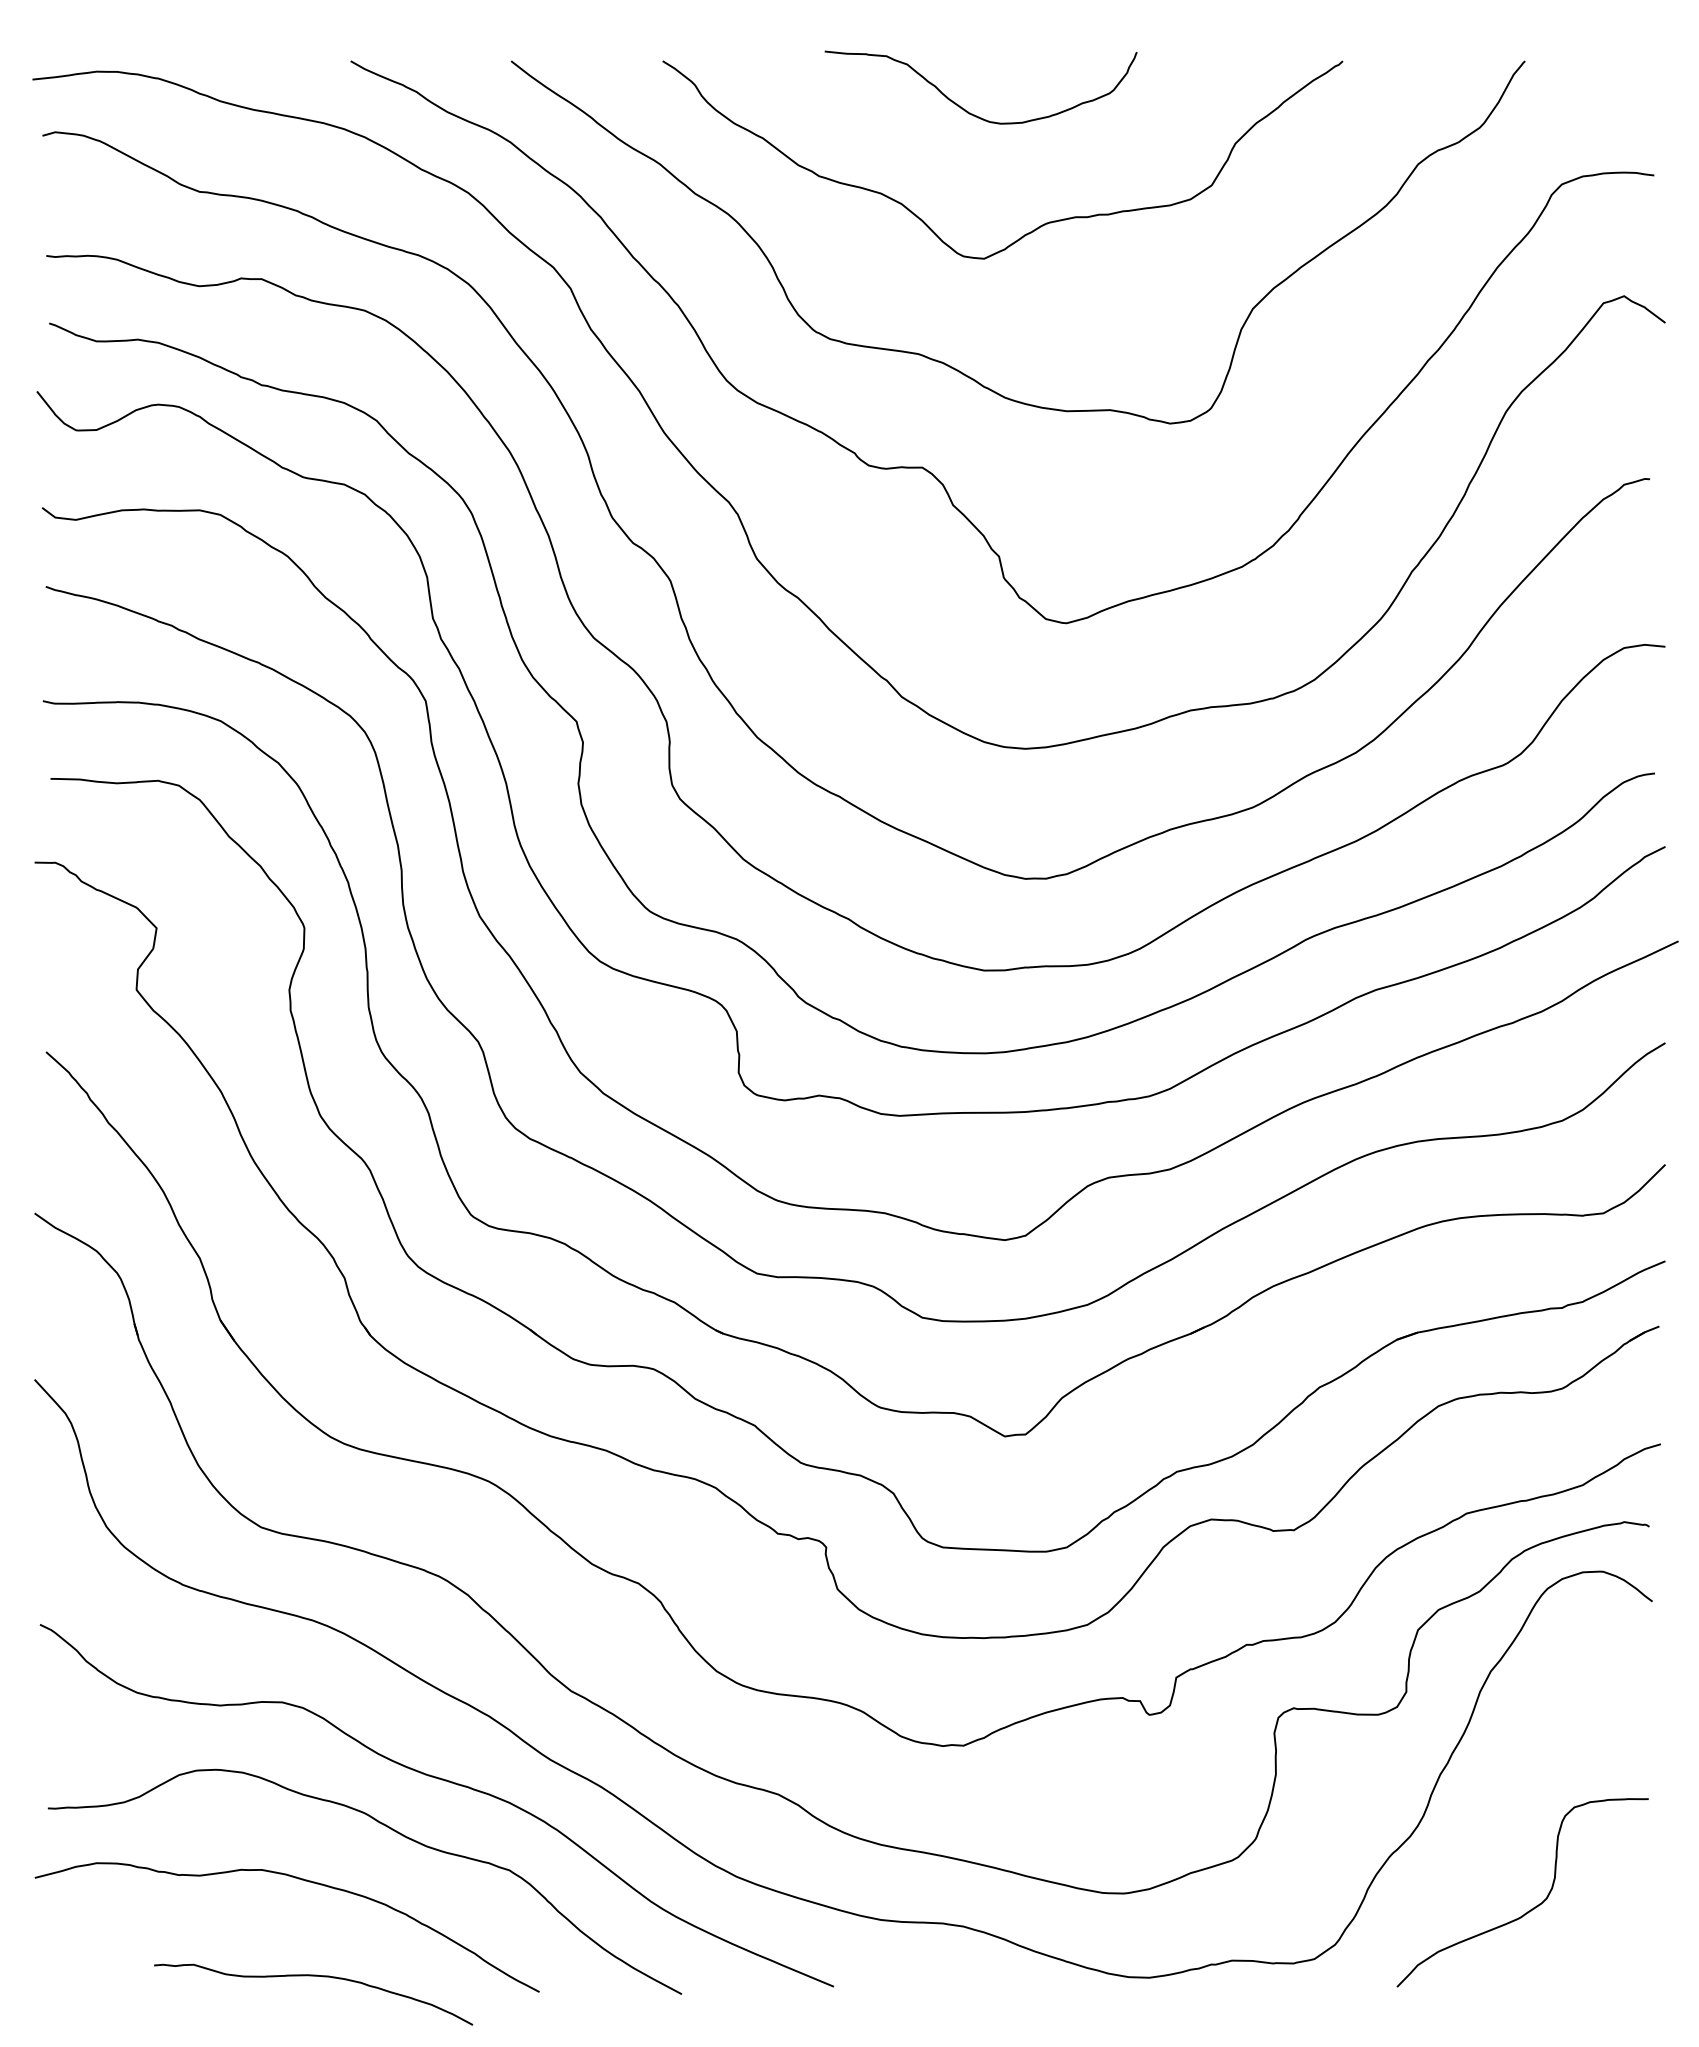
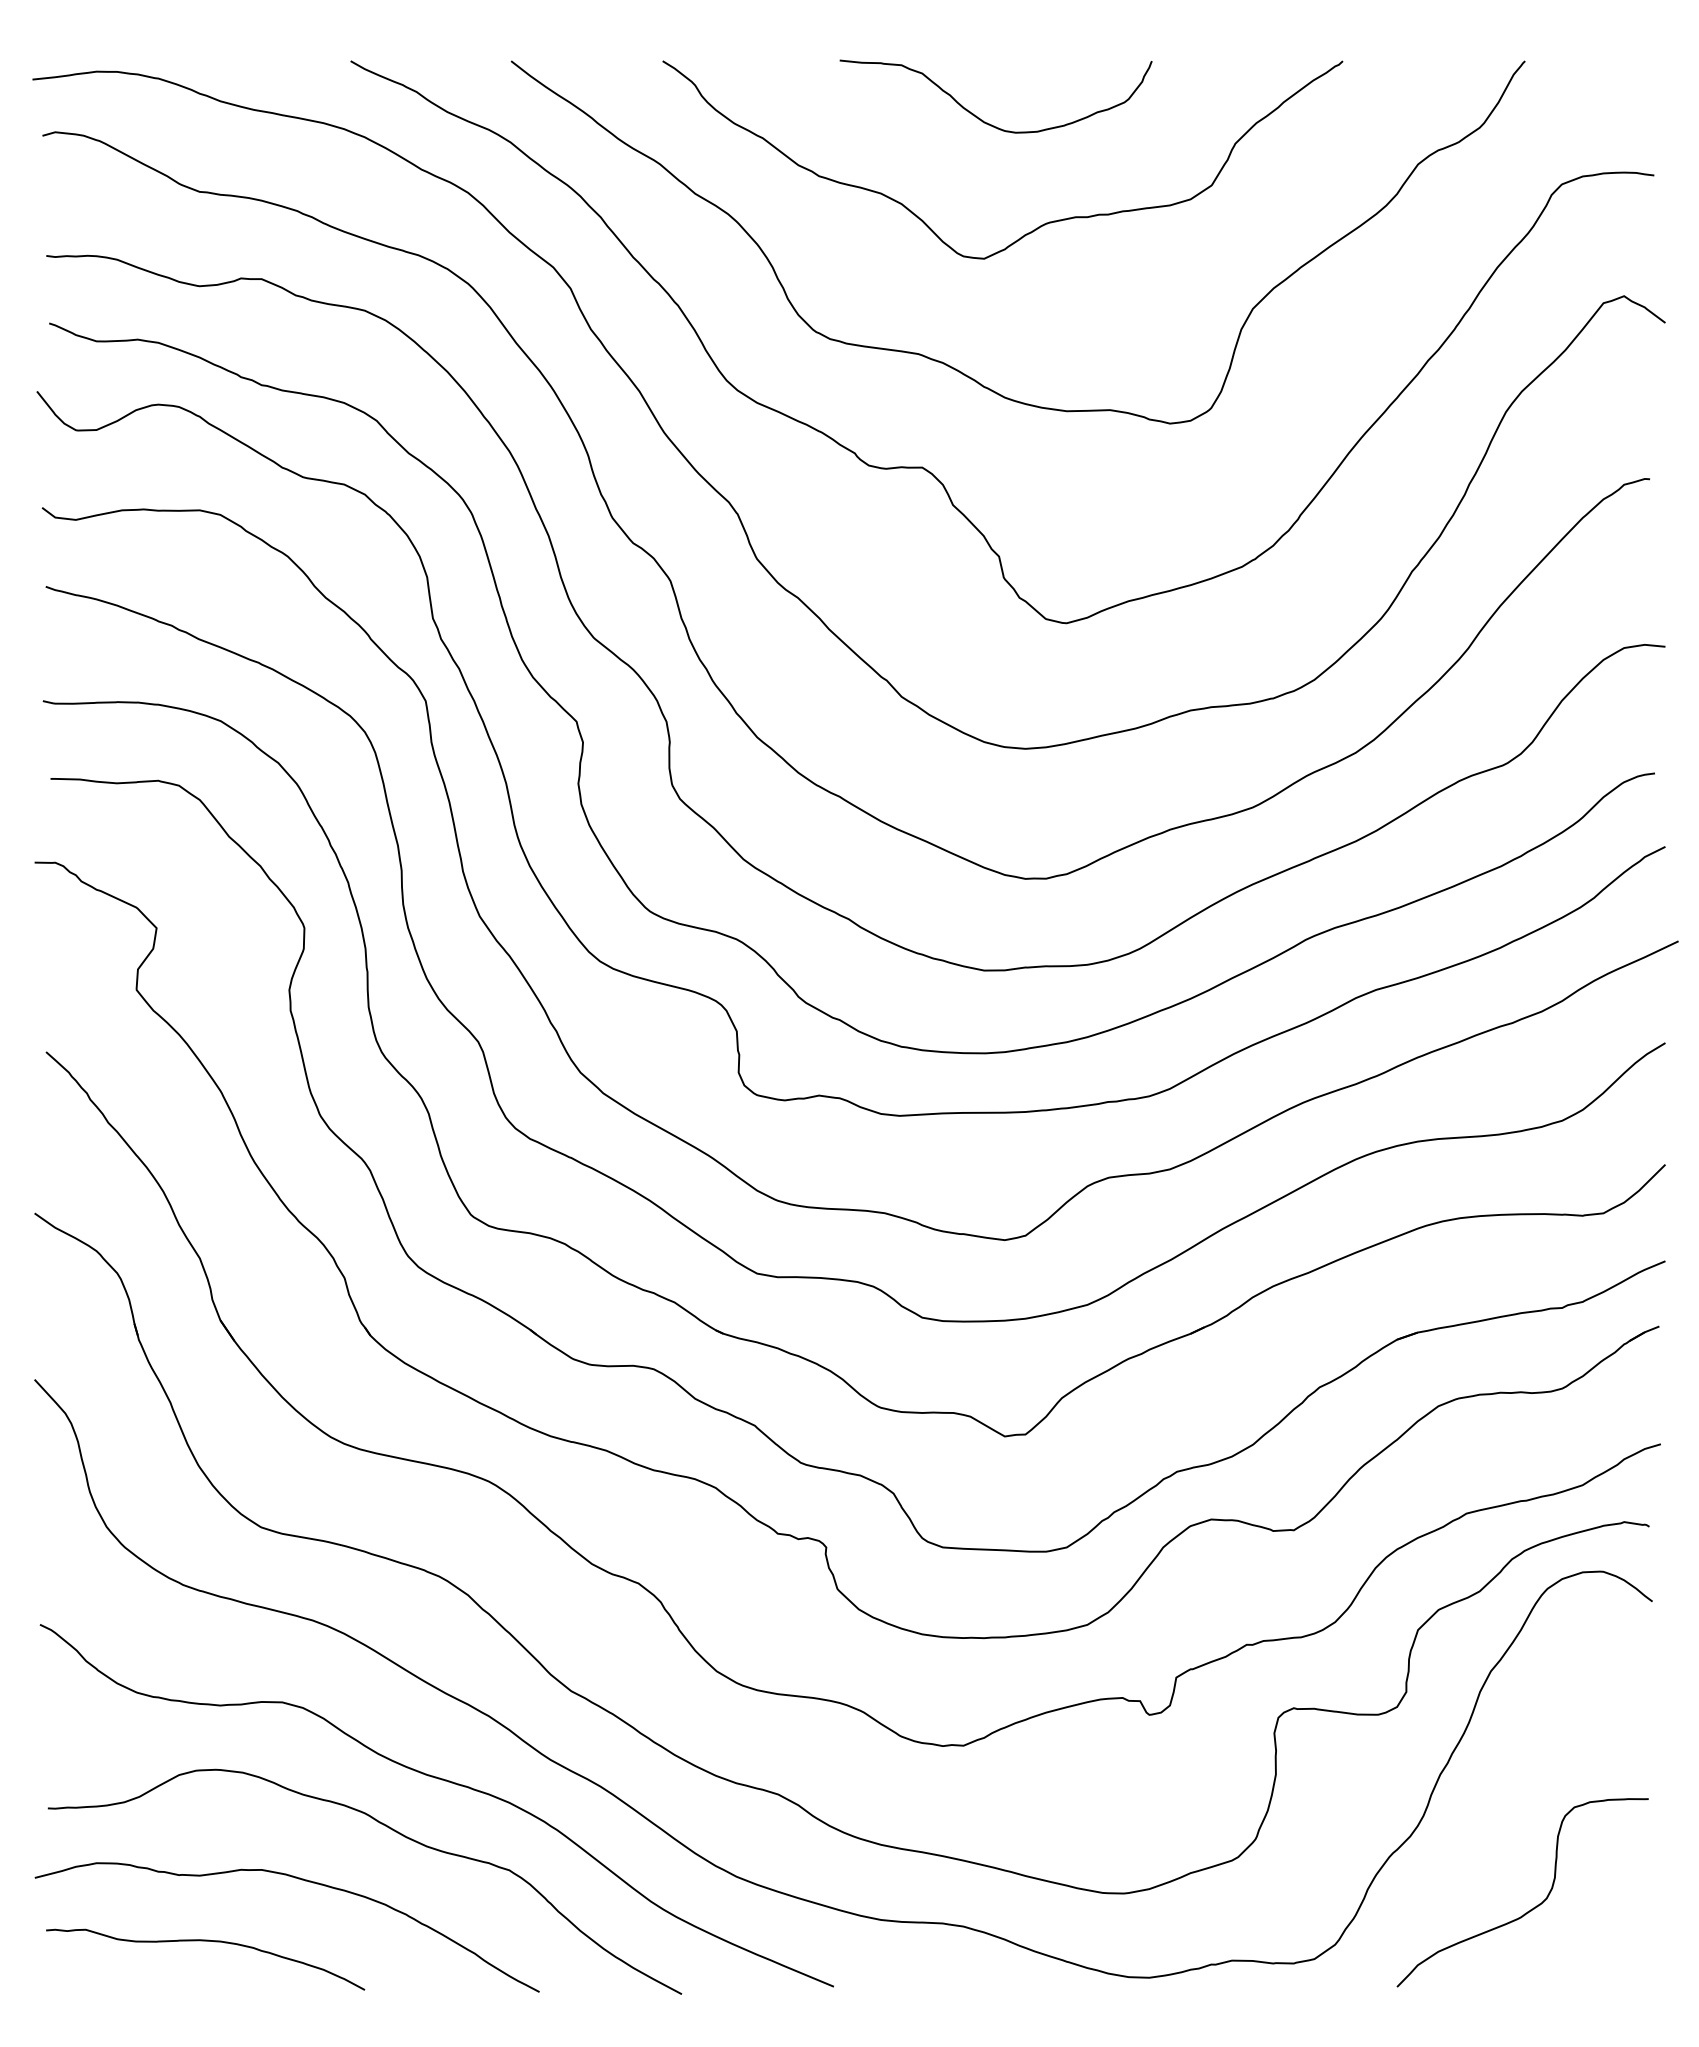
curve position: (964, 108) -> (979, 117) (979, 117)
curve position: (313, 1976) -> (205, 1941) (205, 1941)
